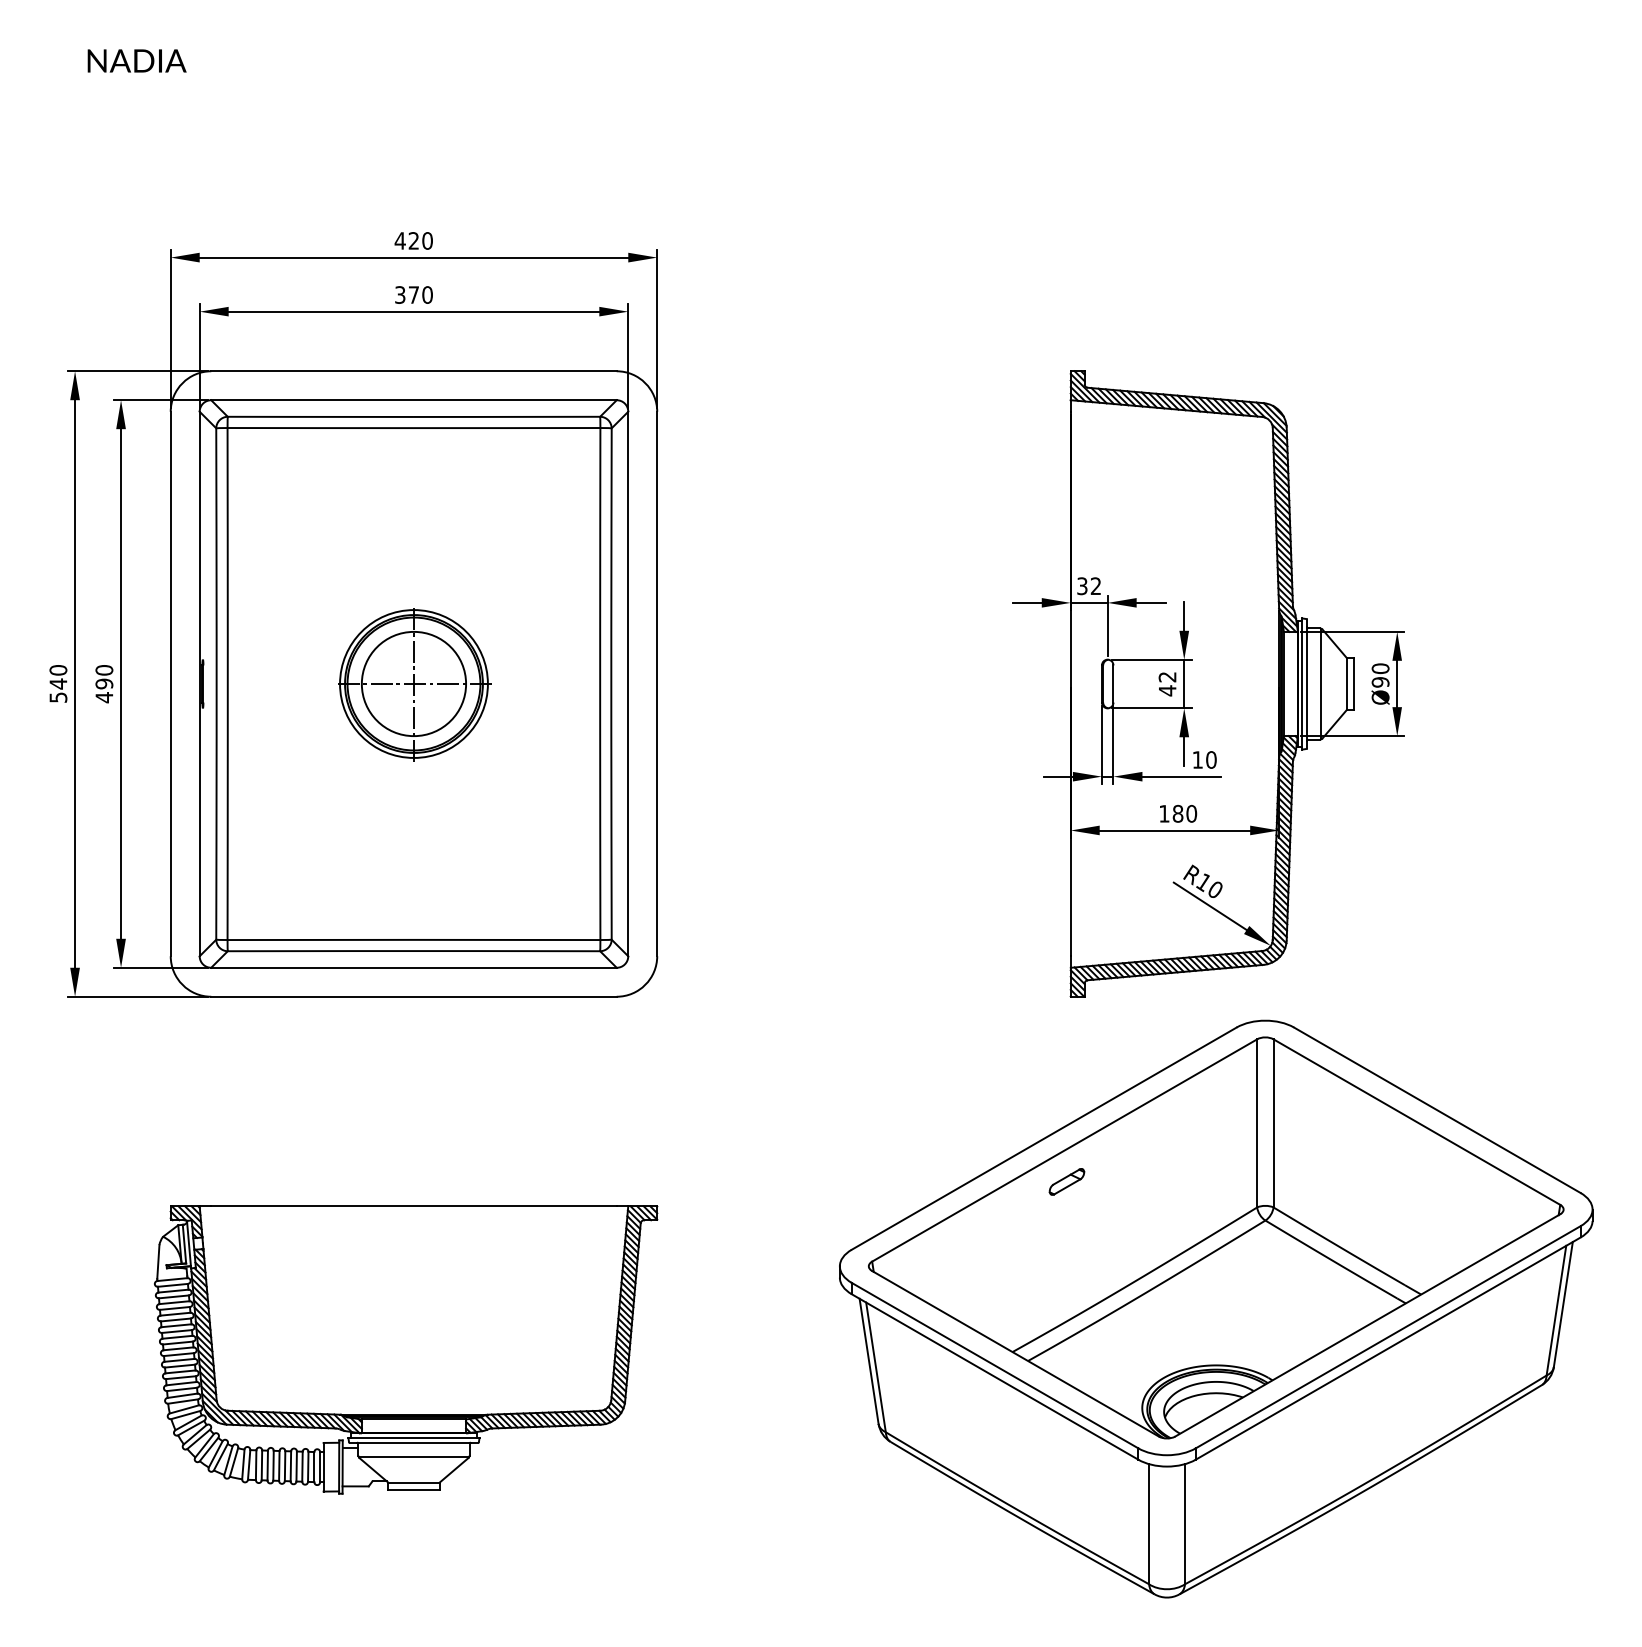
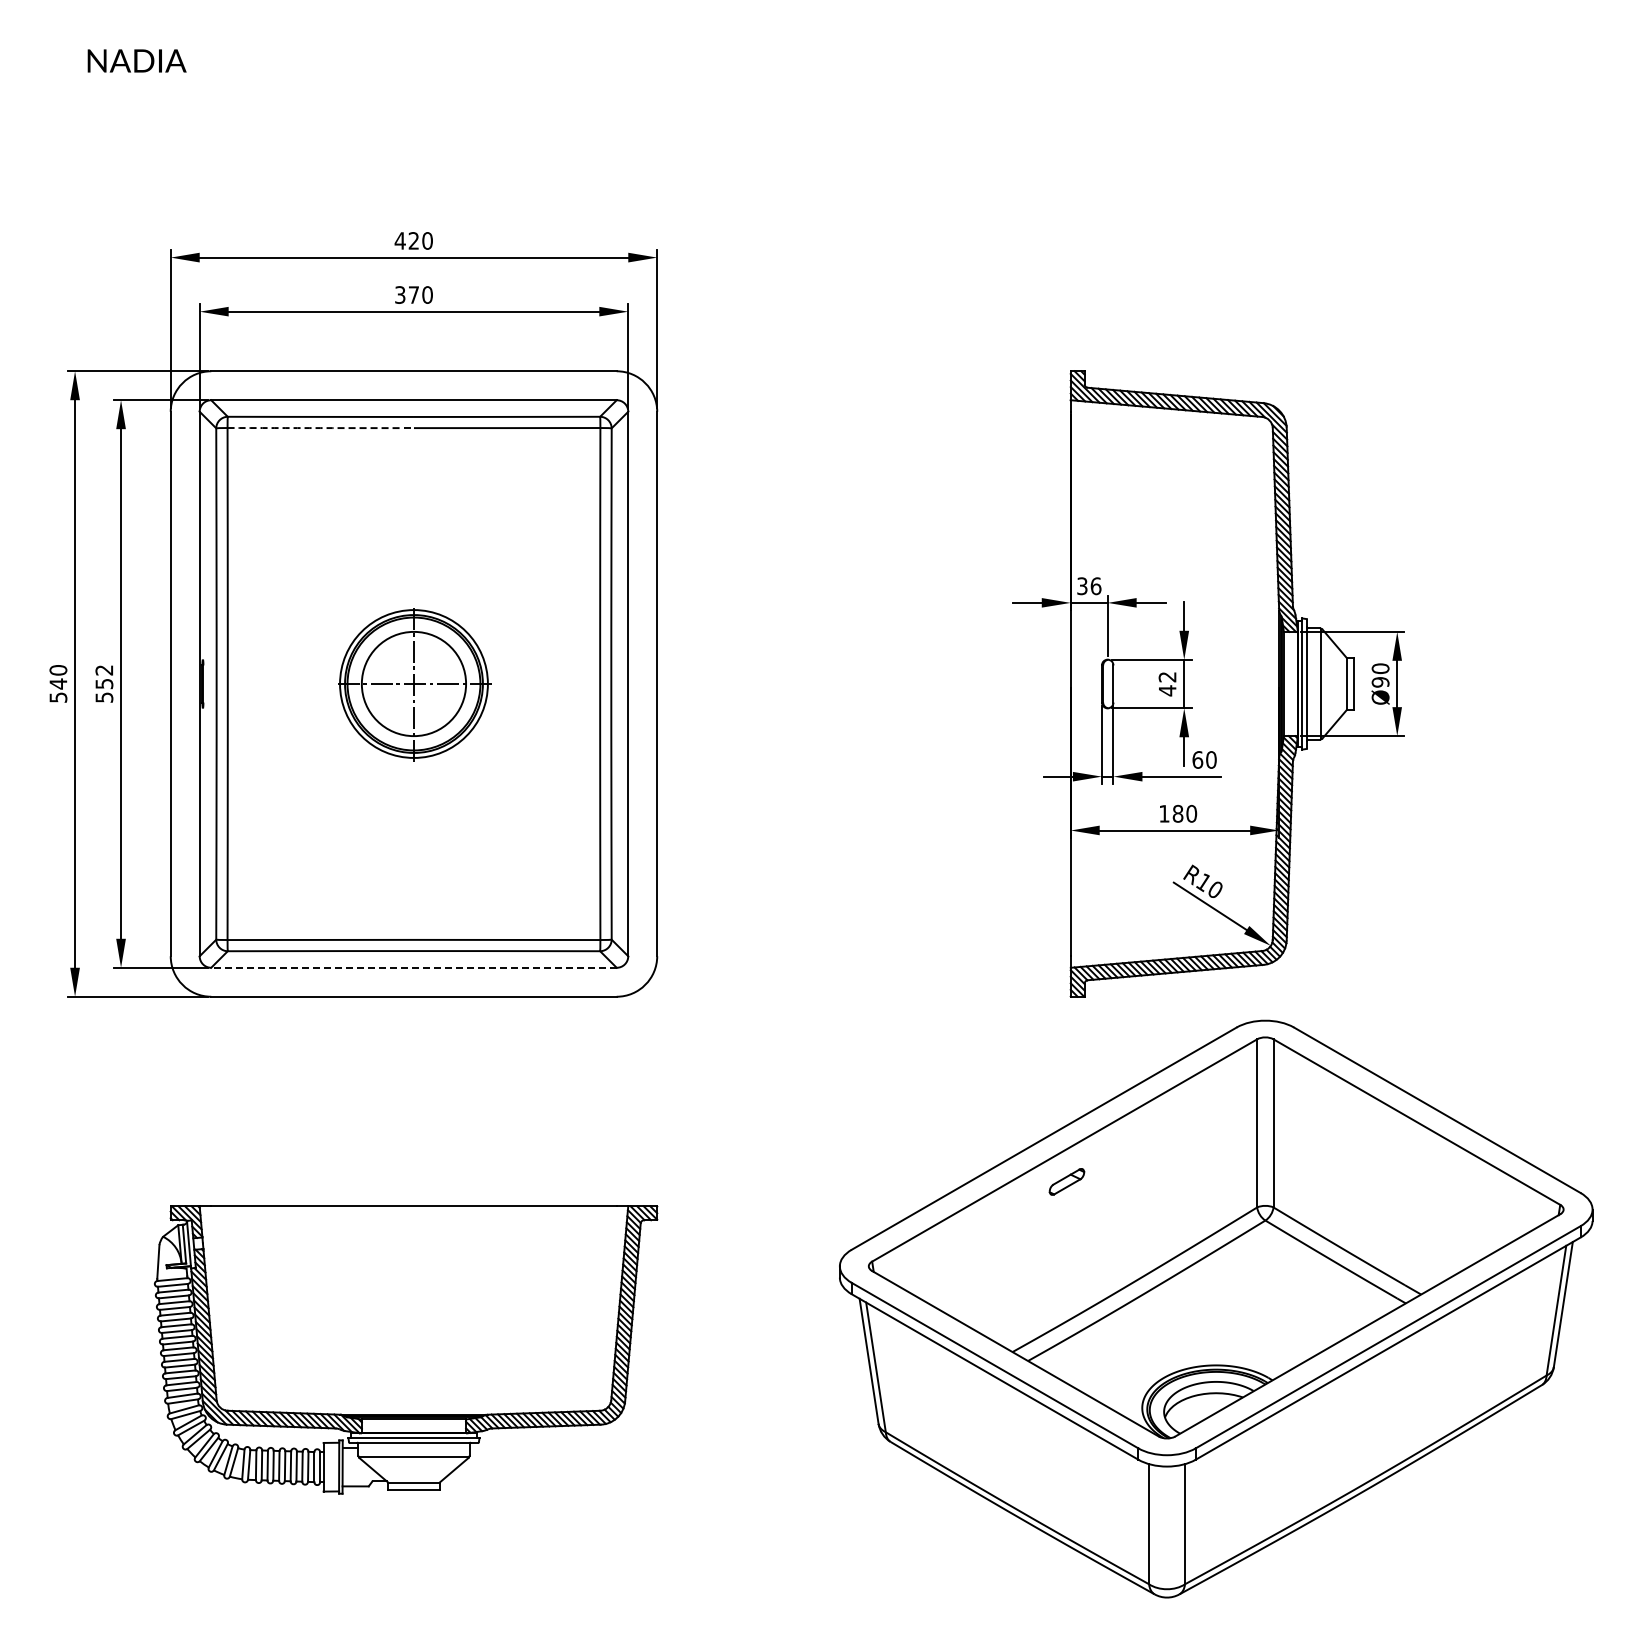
arc: solid -> dashed (320, 428)
text: 32 -> 36 (1095, 586)
text: 490 -> 552 (104, 684)
text: 10 -> 60 (1197, 759)
line: solid -> dashed (413, 967)
